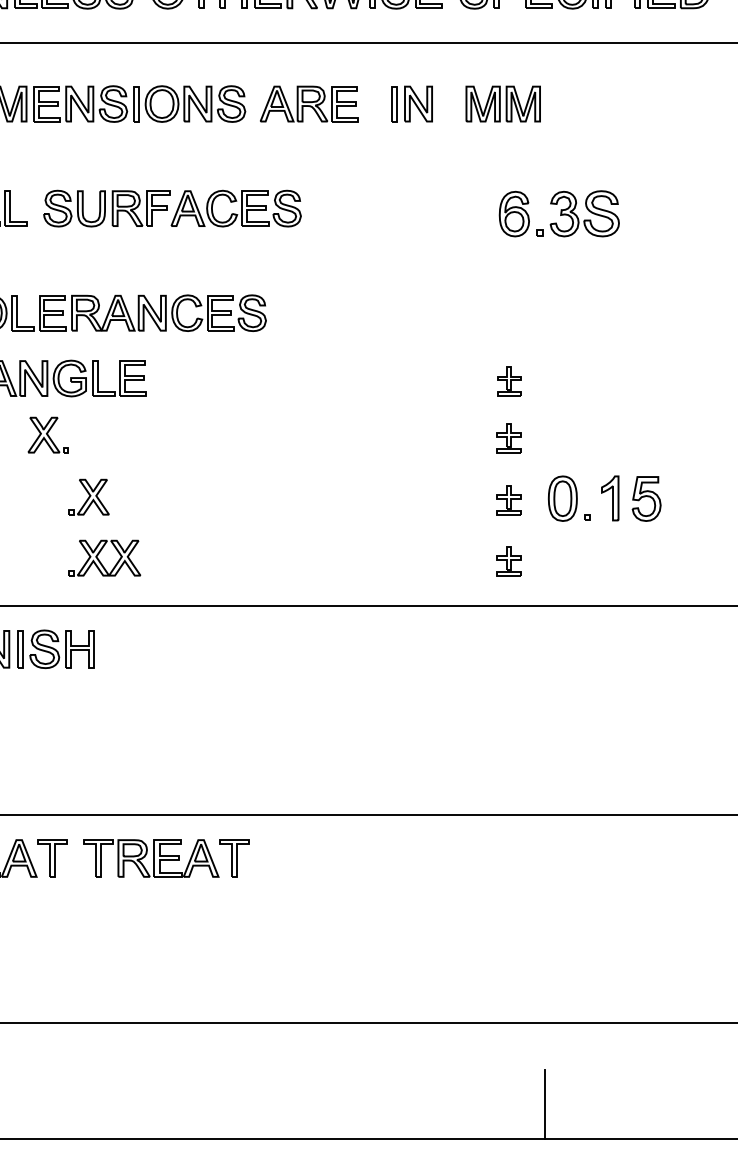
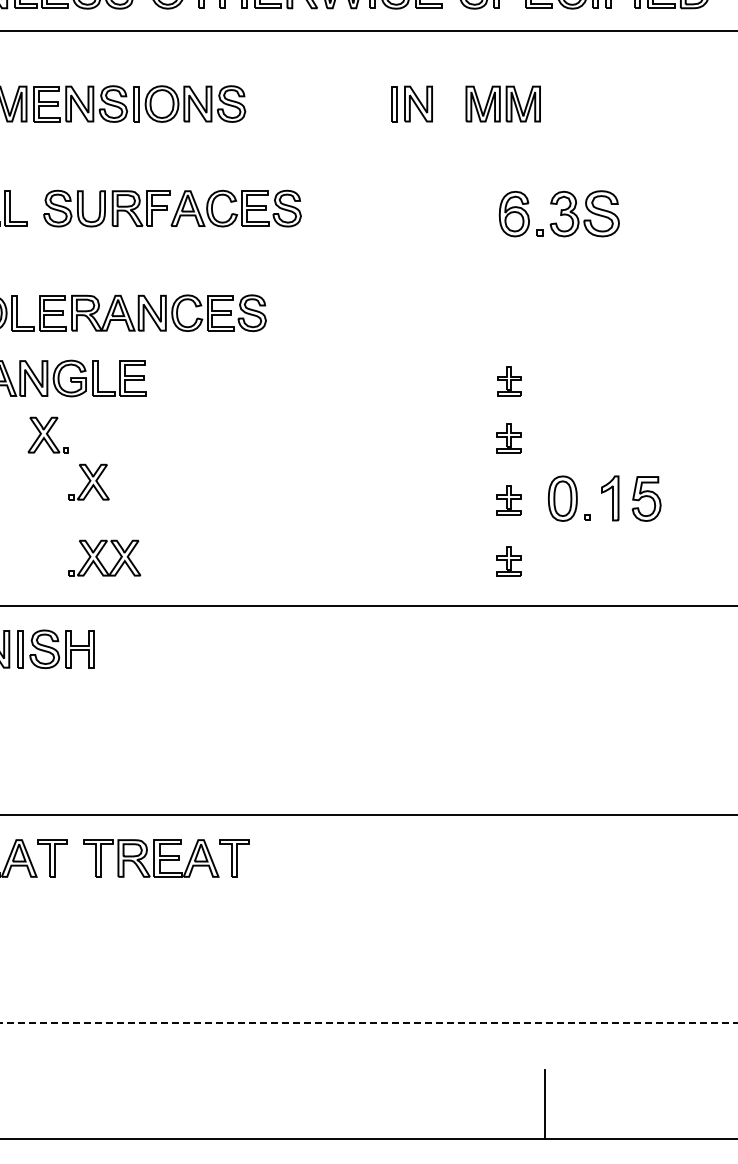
line position: (368, 42) -> (368, 30) (368, 30)
part: present -> none (309, 103)
part position: (88, 496) -> (88, 481) (88, 481)
line: solid -> dashed (368, 1023)
